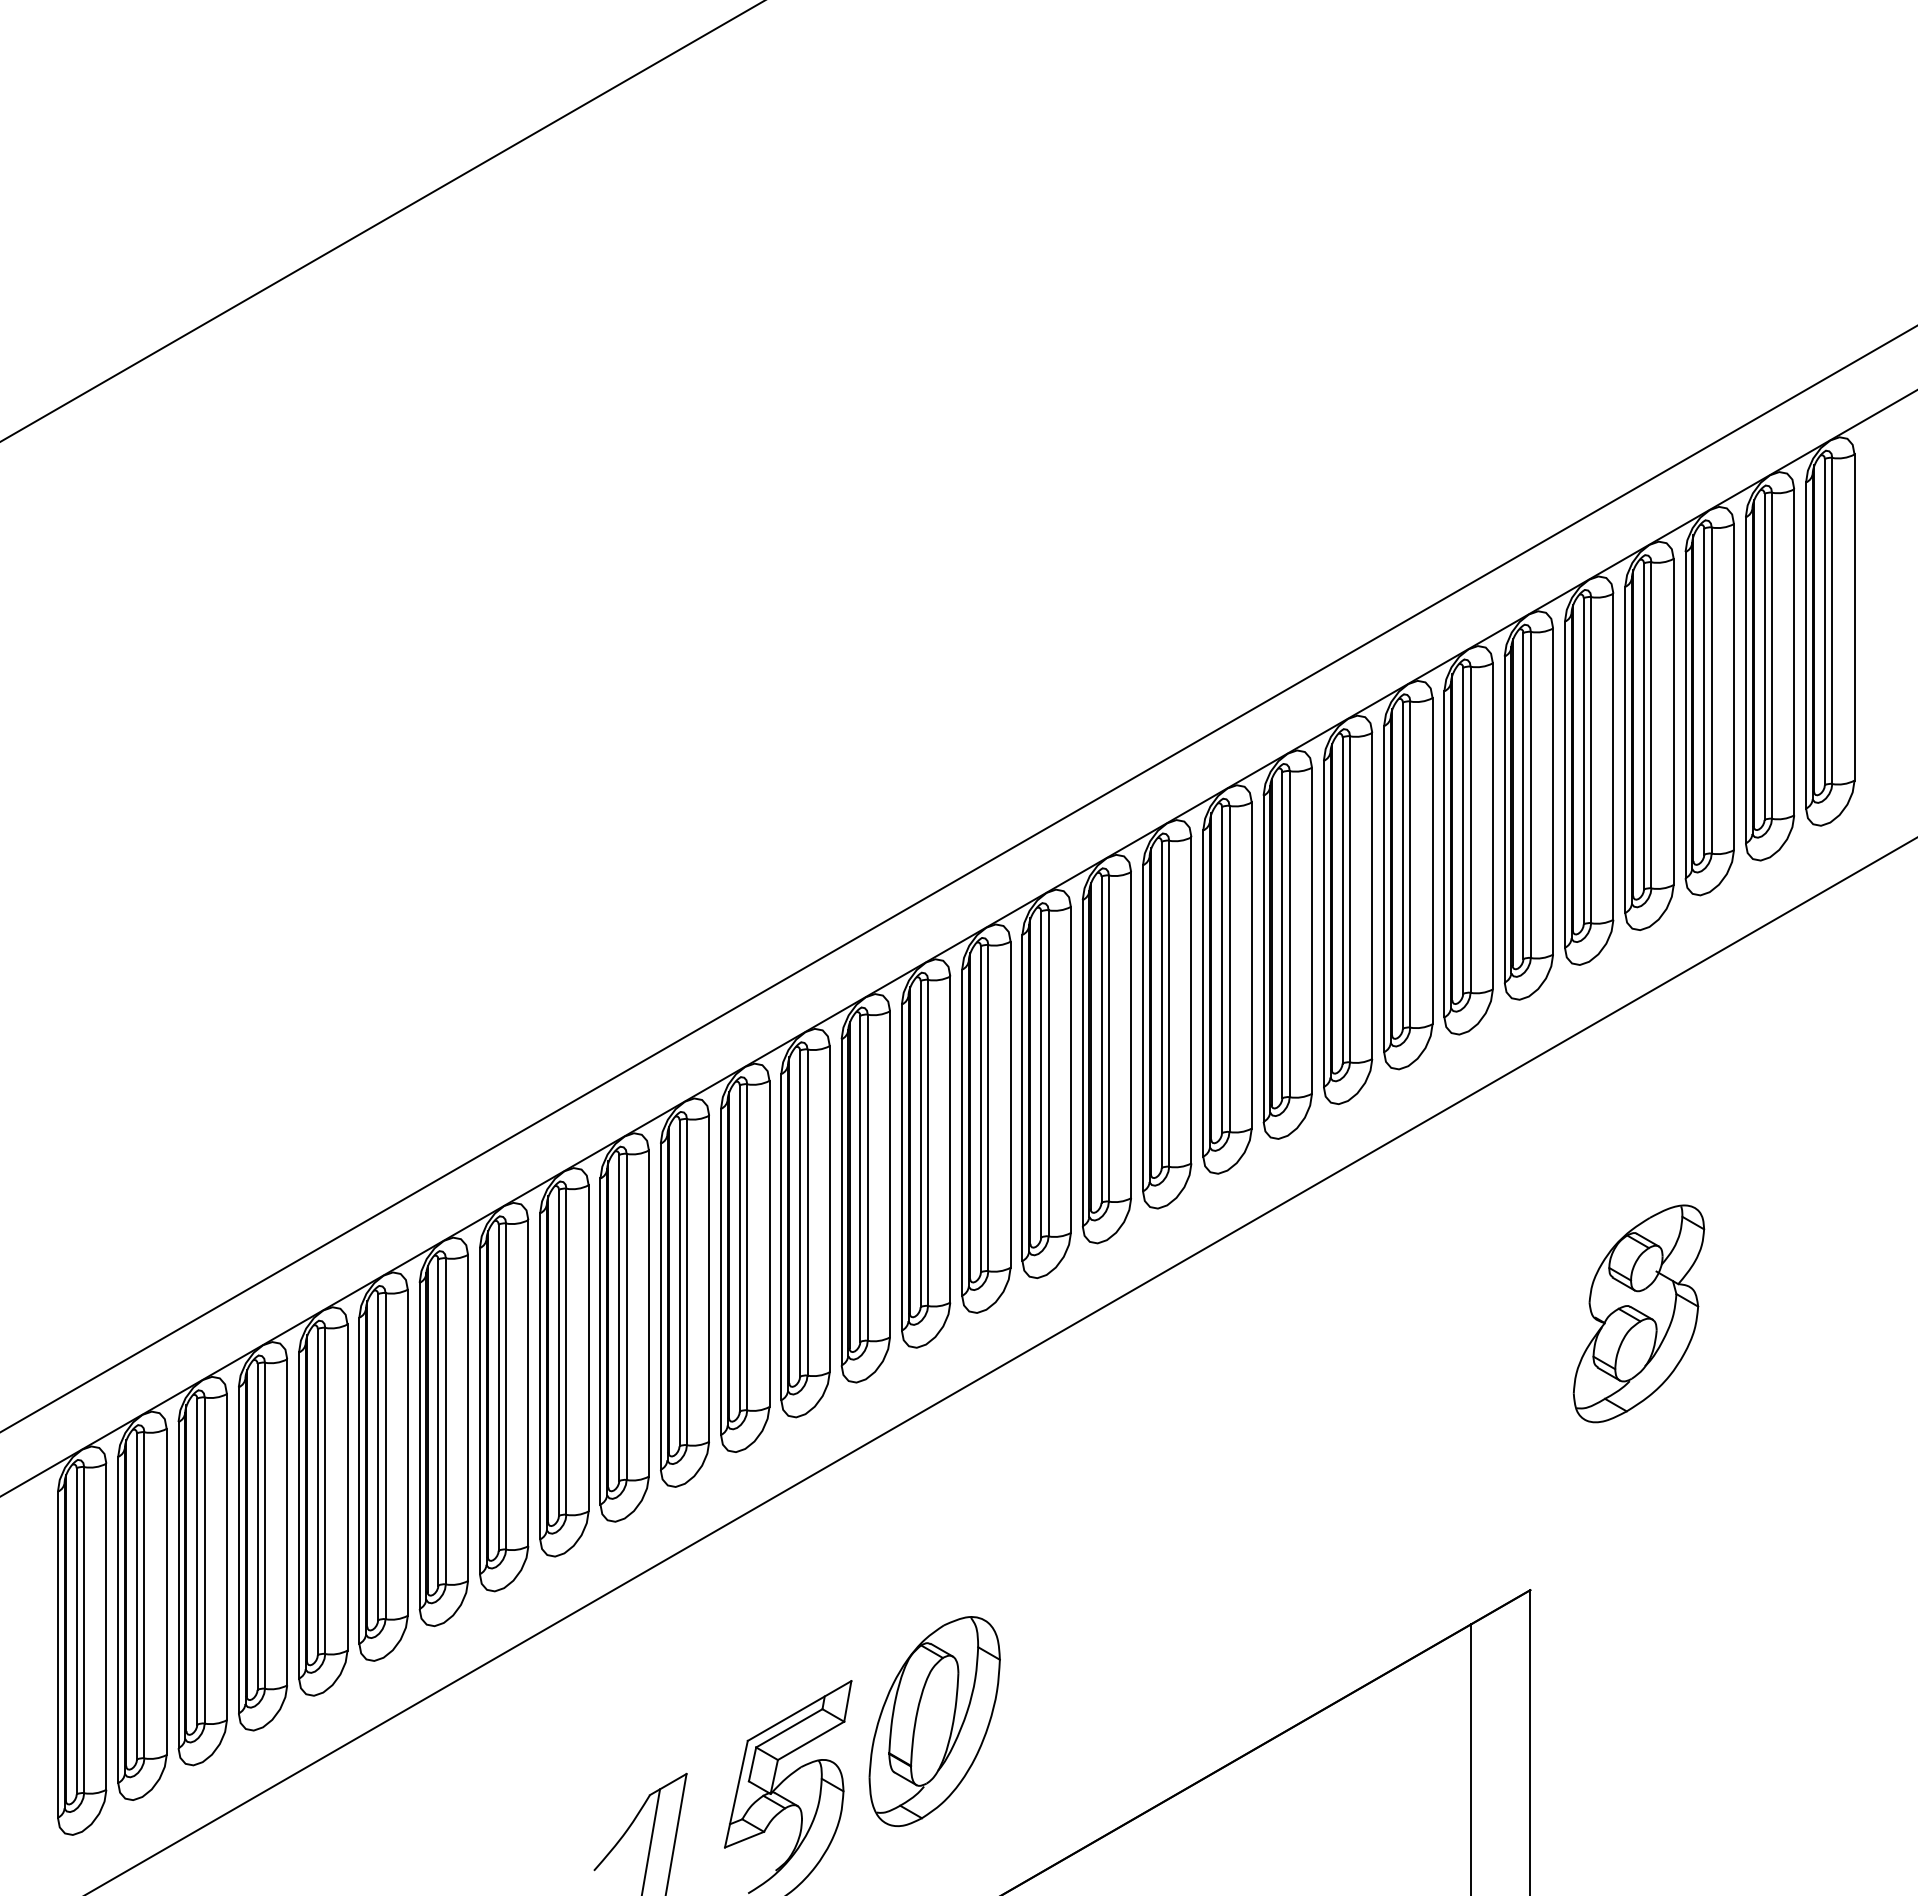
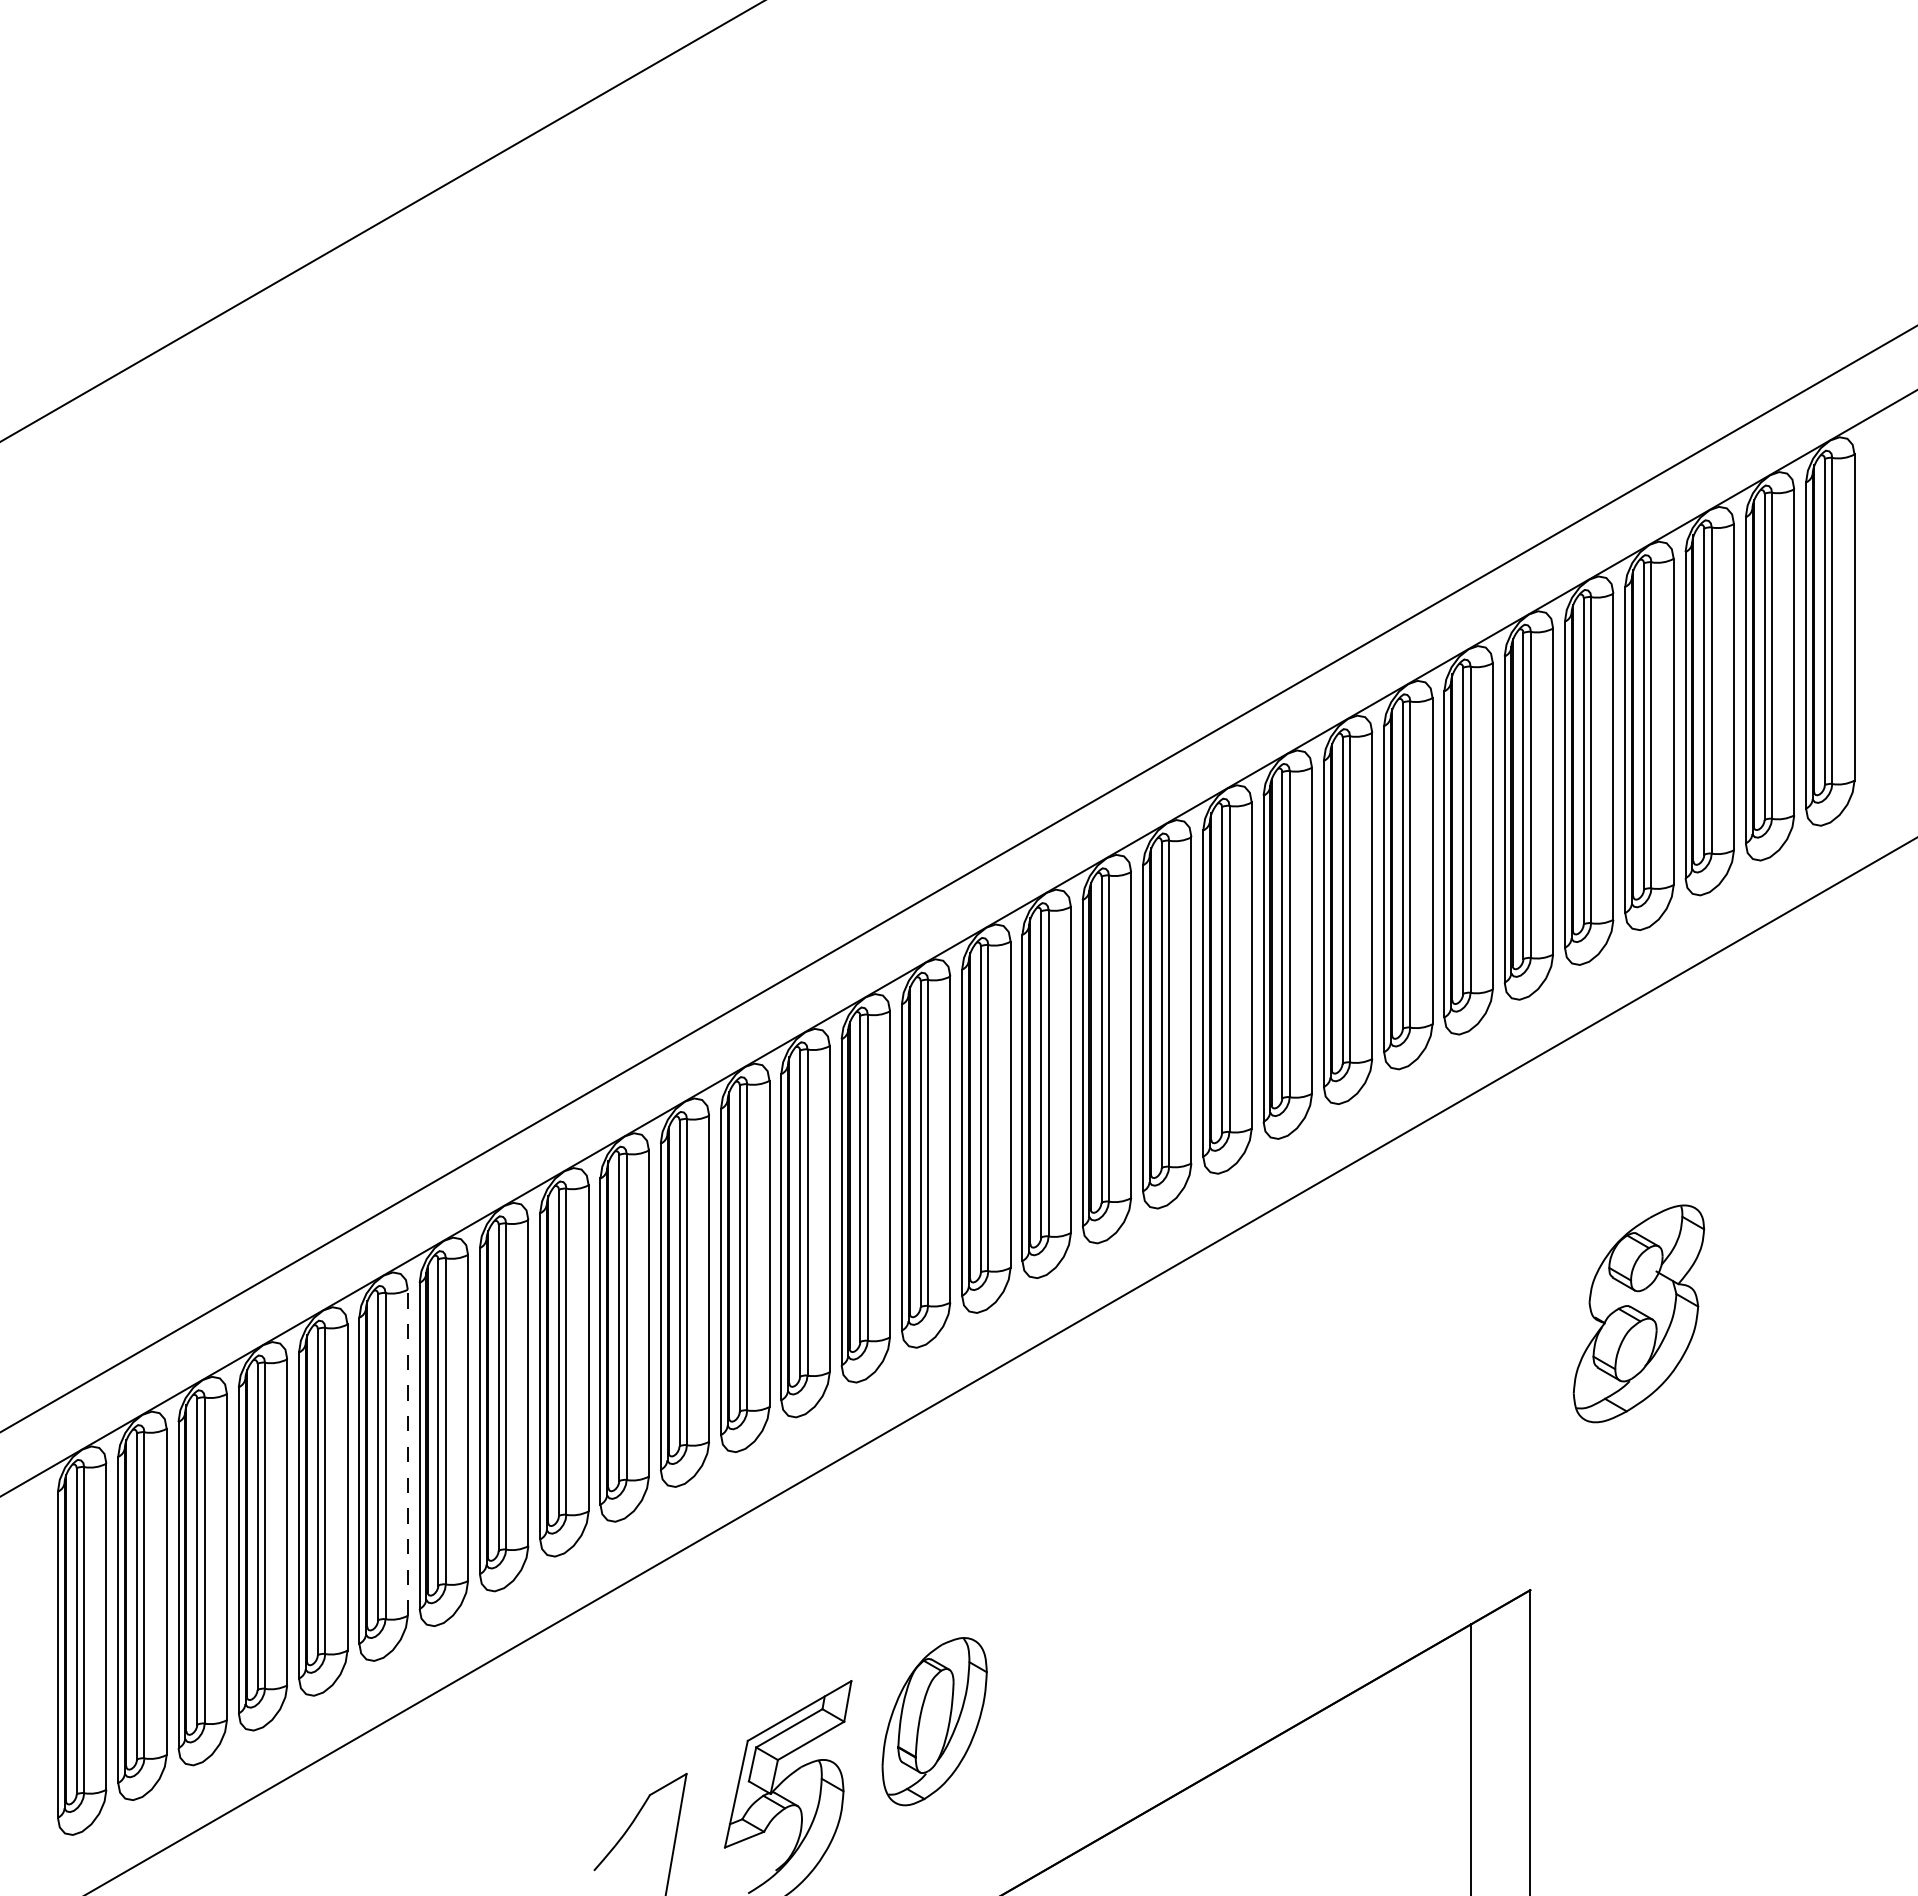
line: solid -> dashed (407, 1452)
part size: 133x212 px -> 107x170 px (934, 1721)
line: present -> none (651, 1840)
